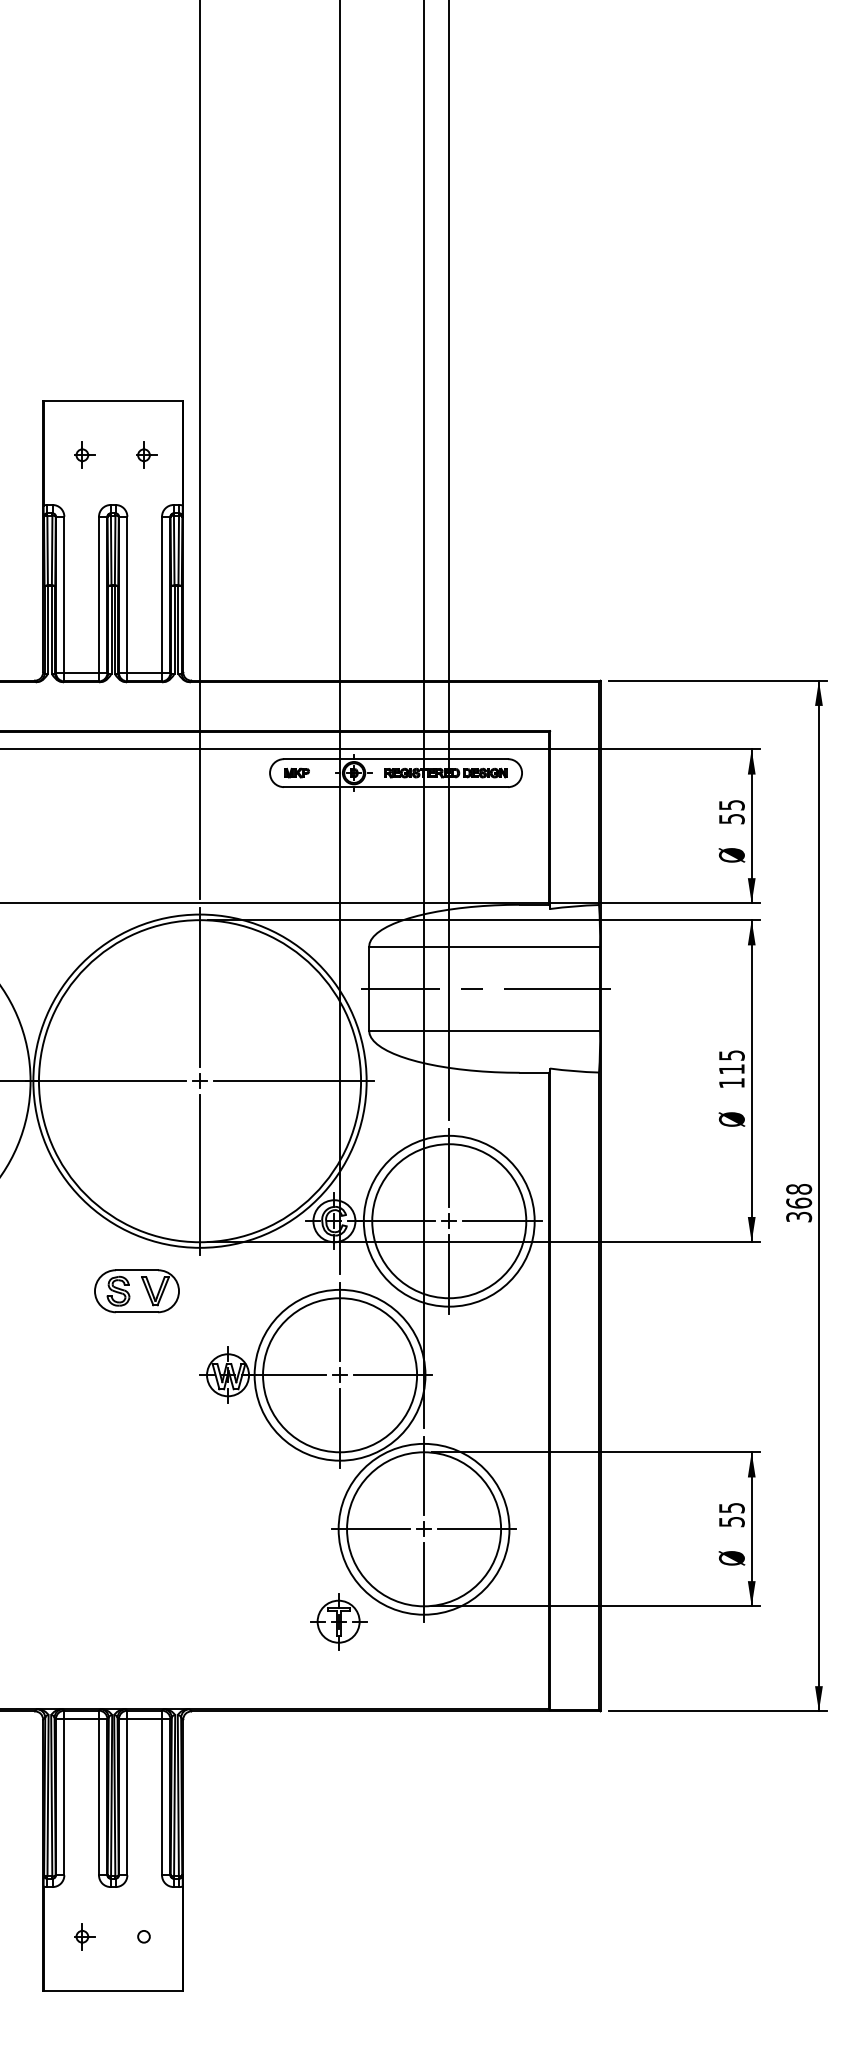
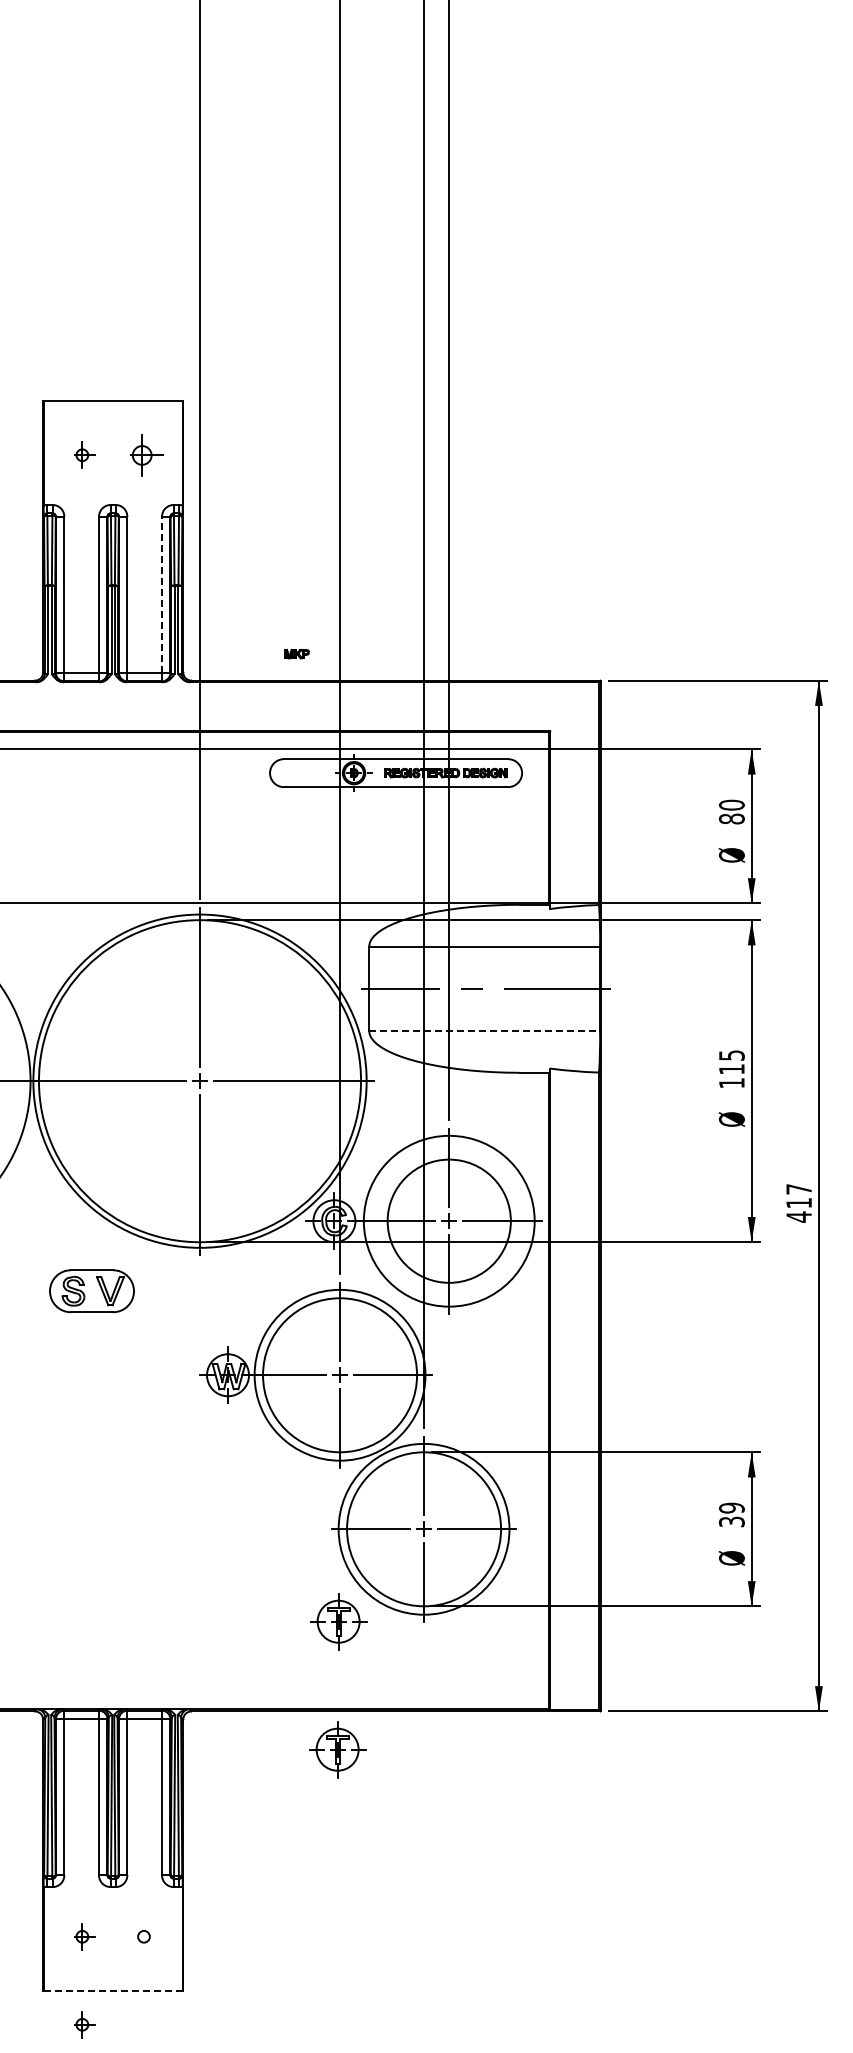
part size: 22x28 px -> 34x43 px (146, 455)
line: solid -> dashed (162, 594)
part position: (296, 772) -> (296, 653) (296, 653)
text: 55 -> 80 (731, 811)
line: solid -> dashed (485, 1030)
text: 368 -> 417 (799, 1203)
circle diameter: 154 px -> 123 px (448, 1220)
part position: (136, 1291) -> (91, 1291) (91, 1291)
text: 55 -> 39 (731, 1514)
part: none -> present (337, 1749)
line: solid -> dashed (113, 1991)
part: none -> present (84, 2024)
